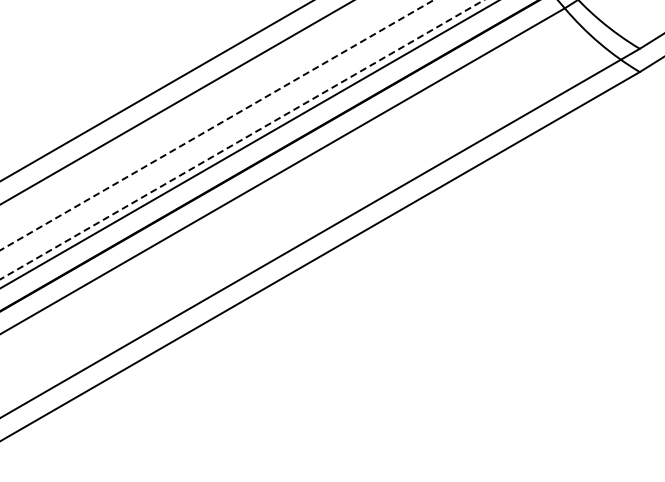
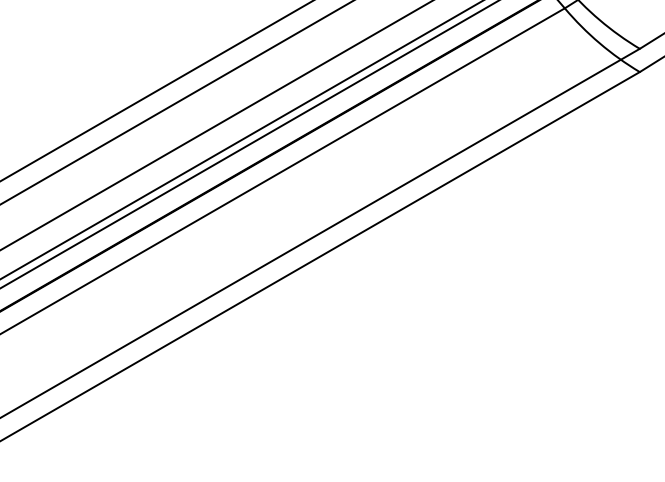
line: dashed -> solid (217, 125)
line: dashed -> solid (242, 139)
